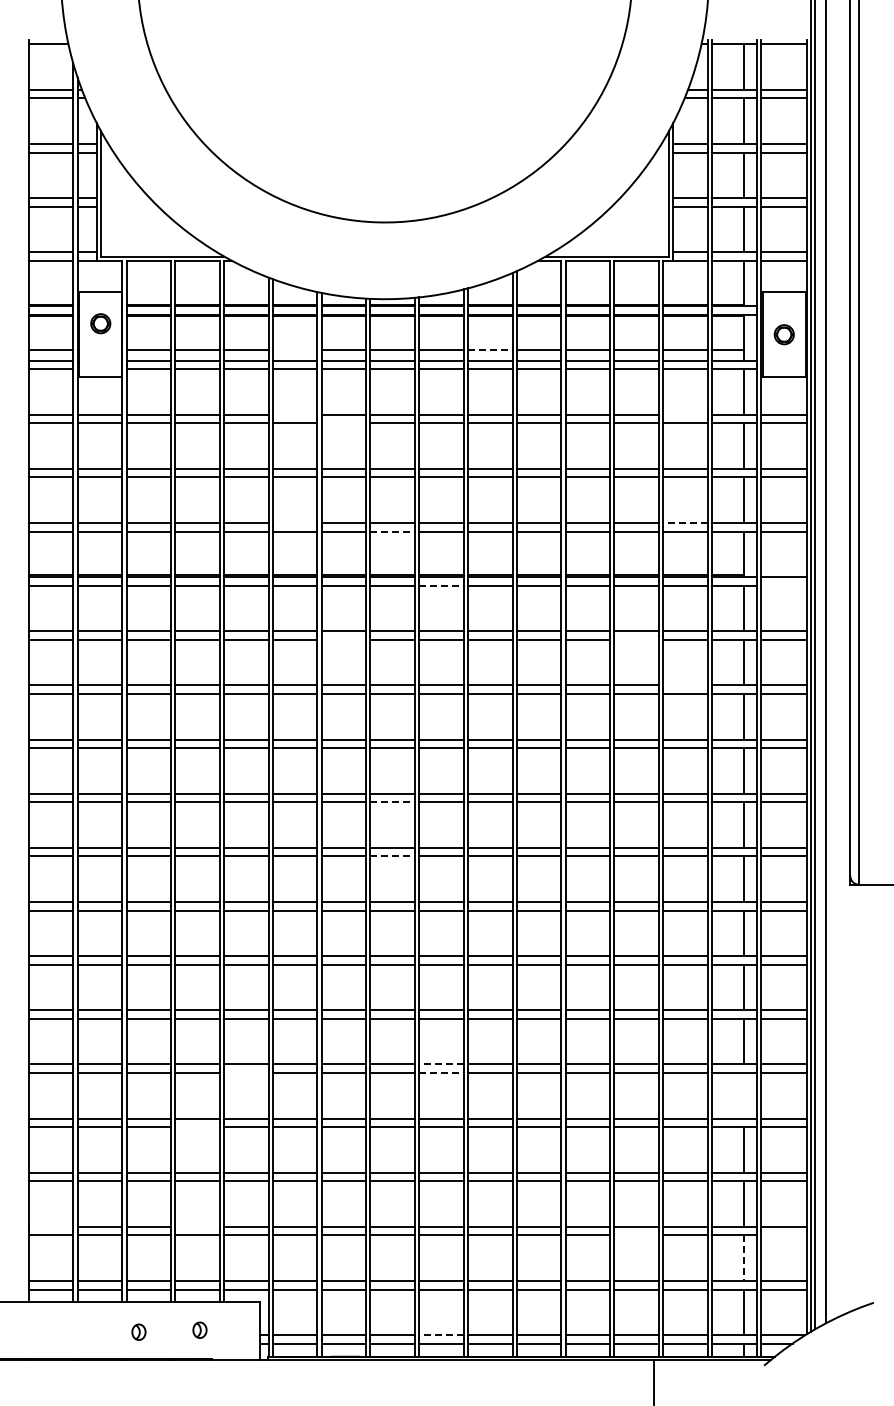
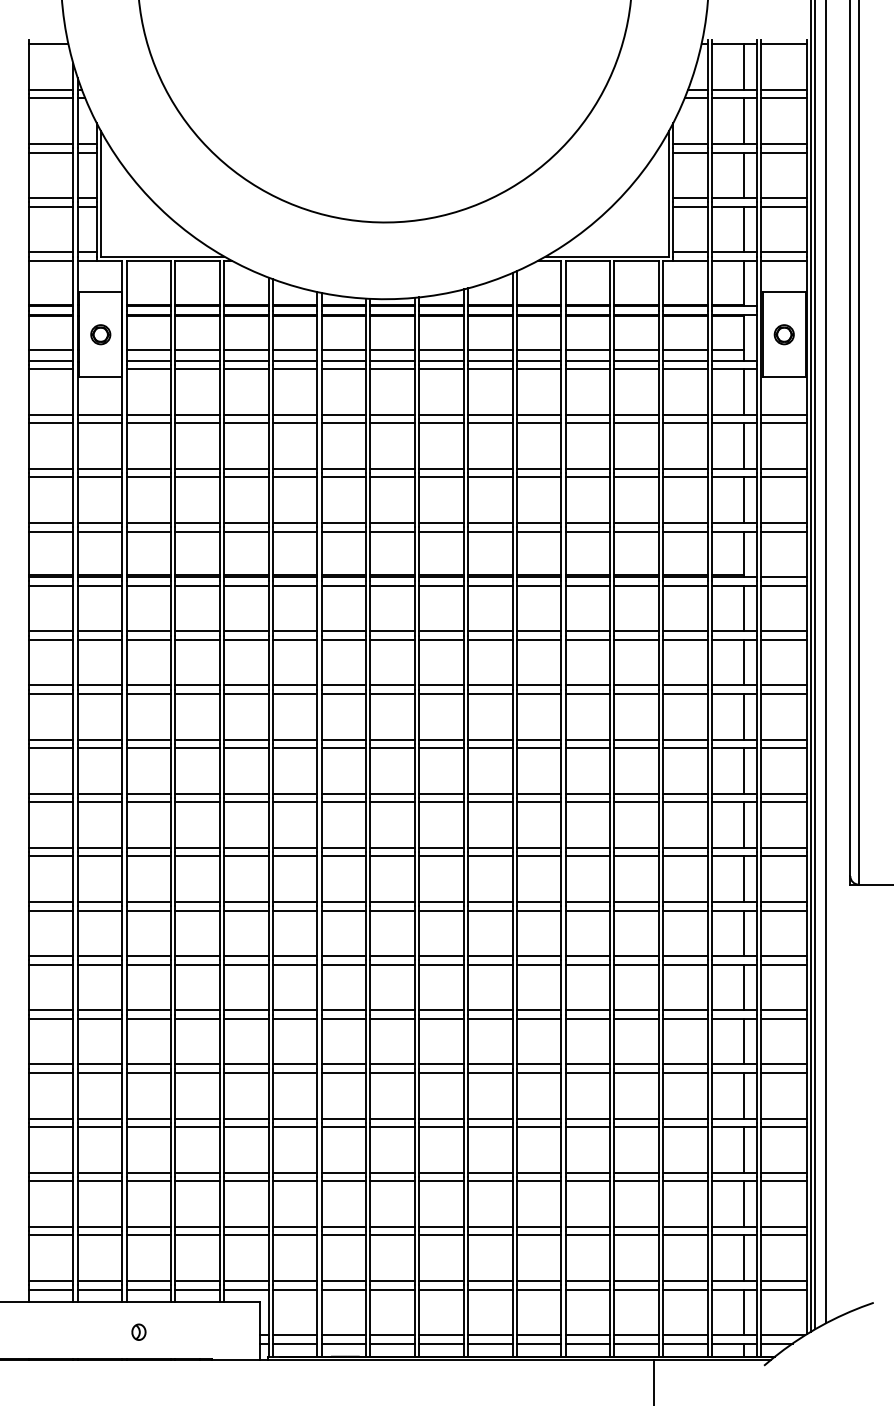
part position: (100, 323) -> (100, 334) (100, 334)
line: none -> present (294, 350)
line: dashed -> solid (490, 350)
line: none -> present (294, 414)
line: none -> present (685, 414)
line: none -> present (343, 423)
line: none -> present (294, 523)
line: dashed -> solid (685, 523)
line: dashed -> solid (393, 531)
line: dashed -> solid (442, 585)
line: none -> present (783, 585)
line: none -> present (343, 639)
line: none -> present (636, 639)
line: none -> present (685, 685)
line: dashed -> solid (393, 802)
line: dashed -> solid (393, 856)
line: dashed -> solid (441, 1064)
line: none -> present (246, 1072)
line: dashed -> solid (442, 1072)
line: none -> present (743, 1095)
line: none -> present (197, 1127)
line: none -> present (50, 1226)
line: none -> present (197, 1226)
line: none -> present (636, 1235)
line: none -> present (783, 1235)
line: dashed -> solid (743, 1258)
part: present -> none (199, 1329)
line: dashed -> solid (441, 1335)
